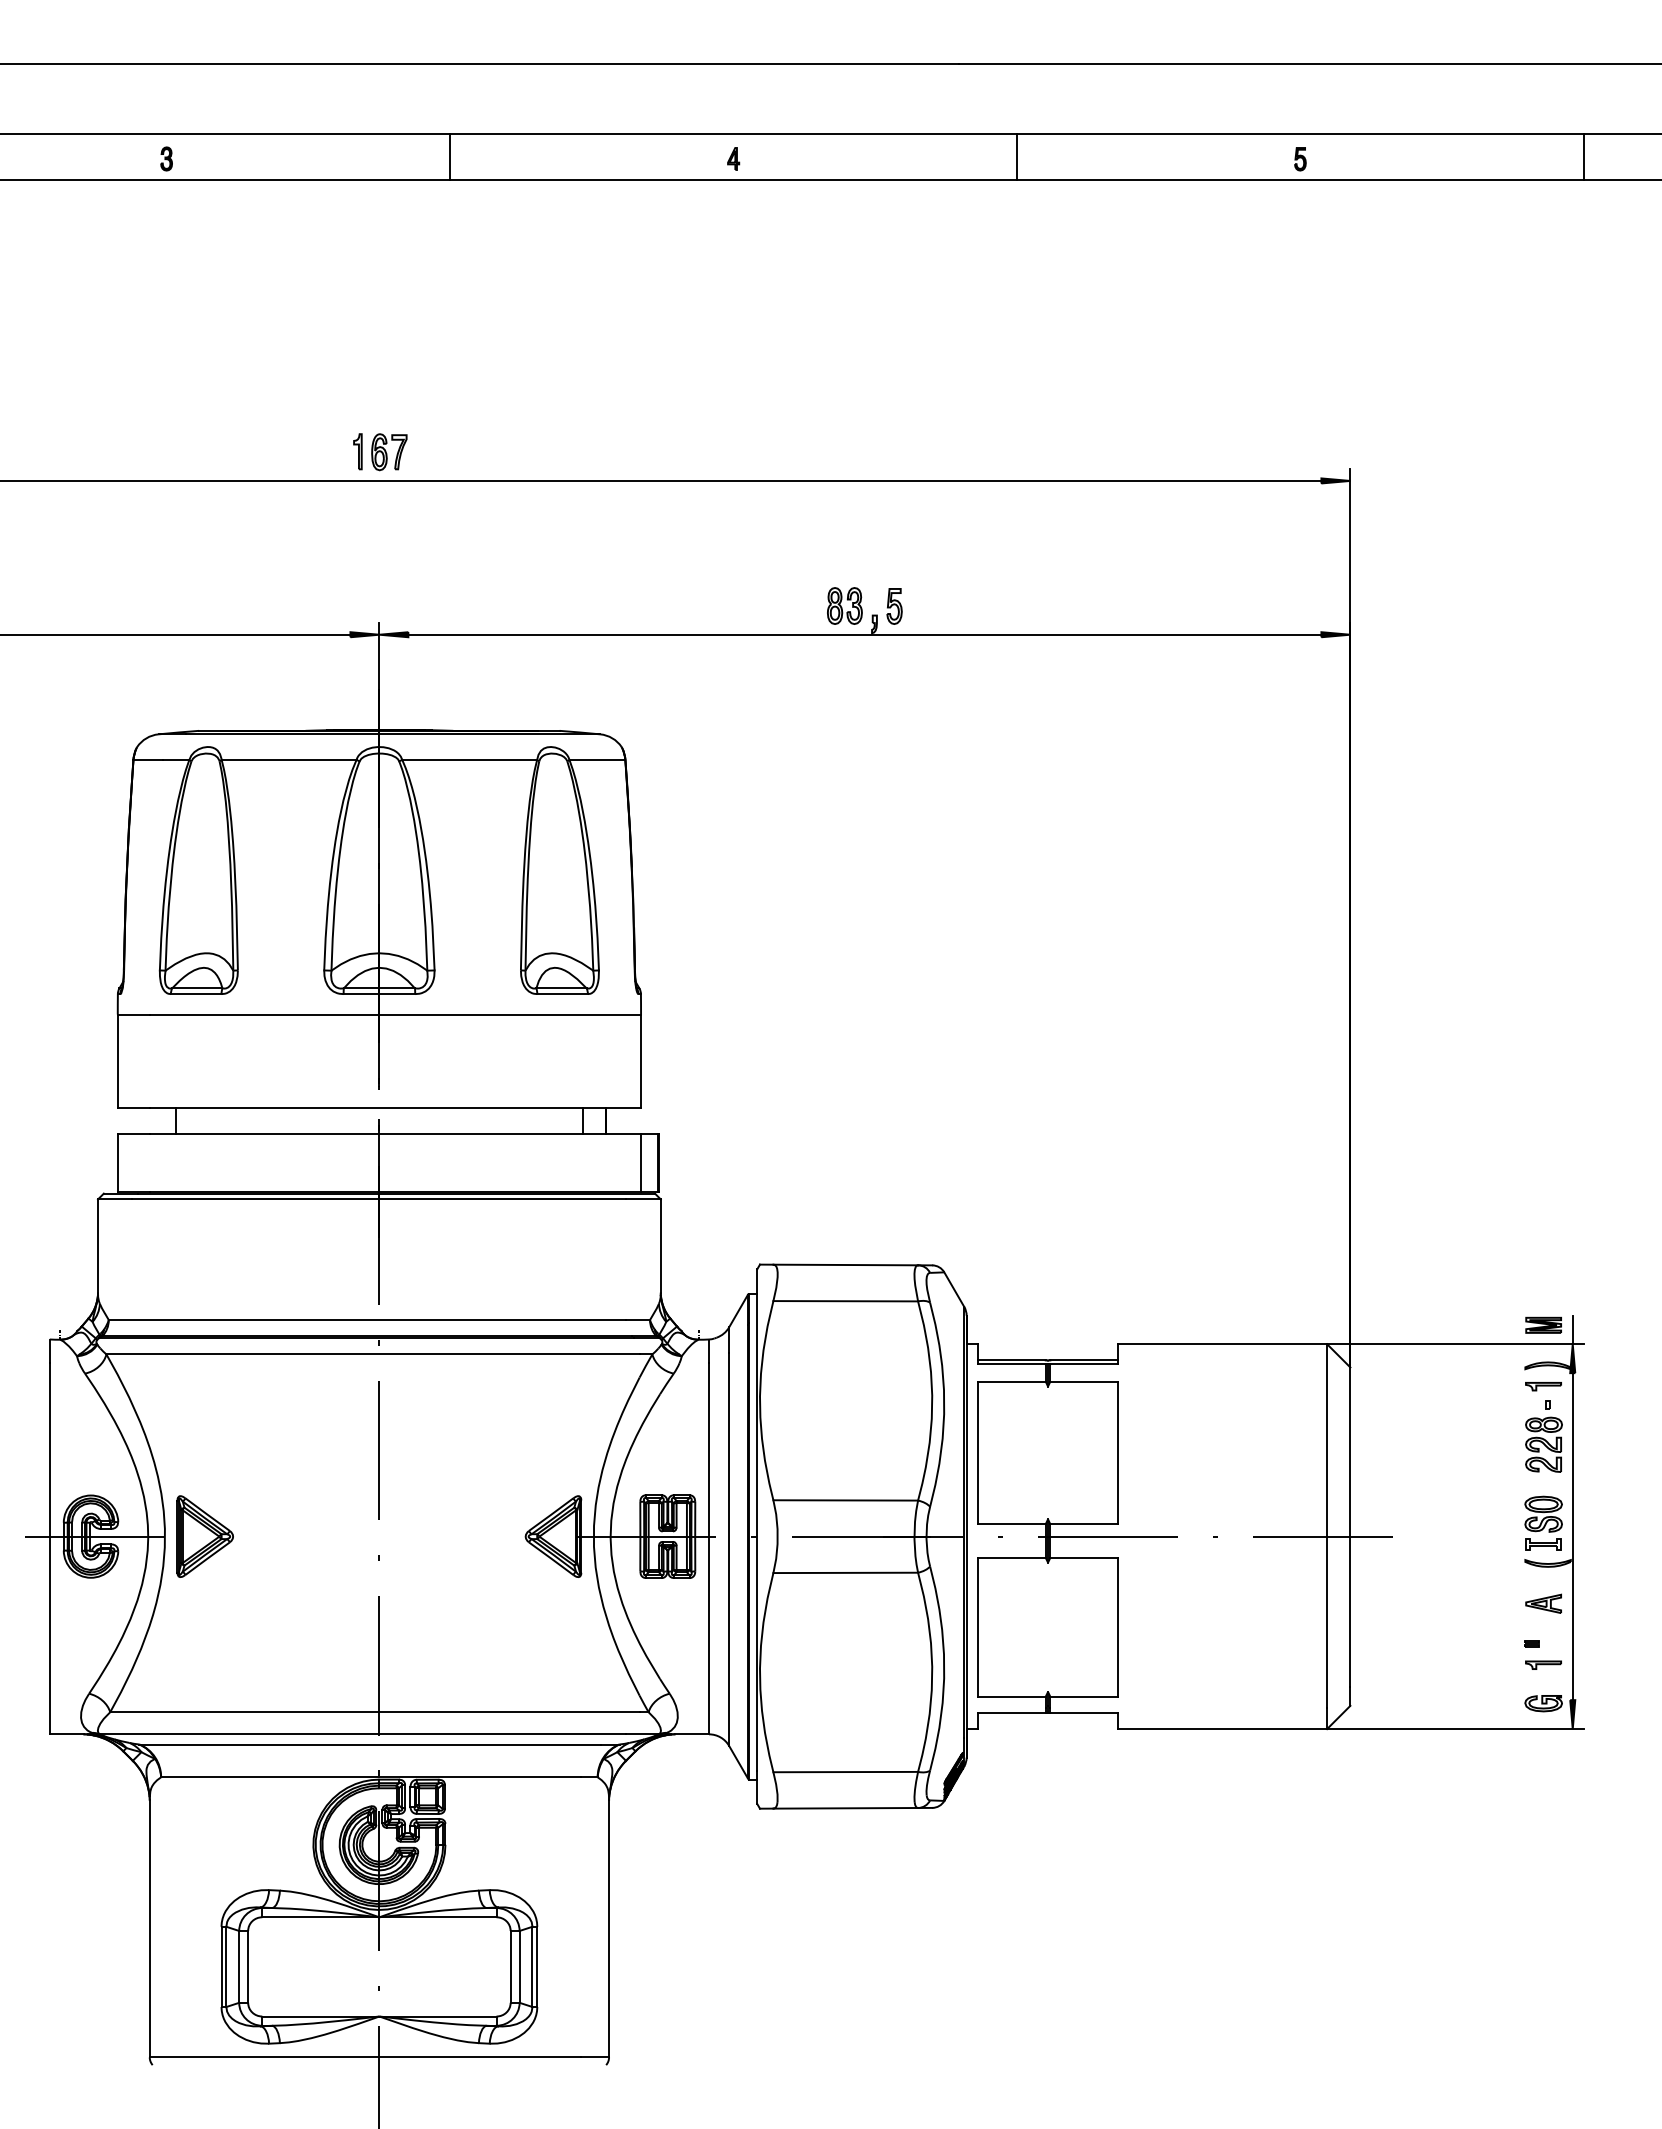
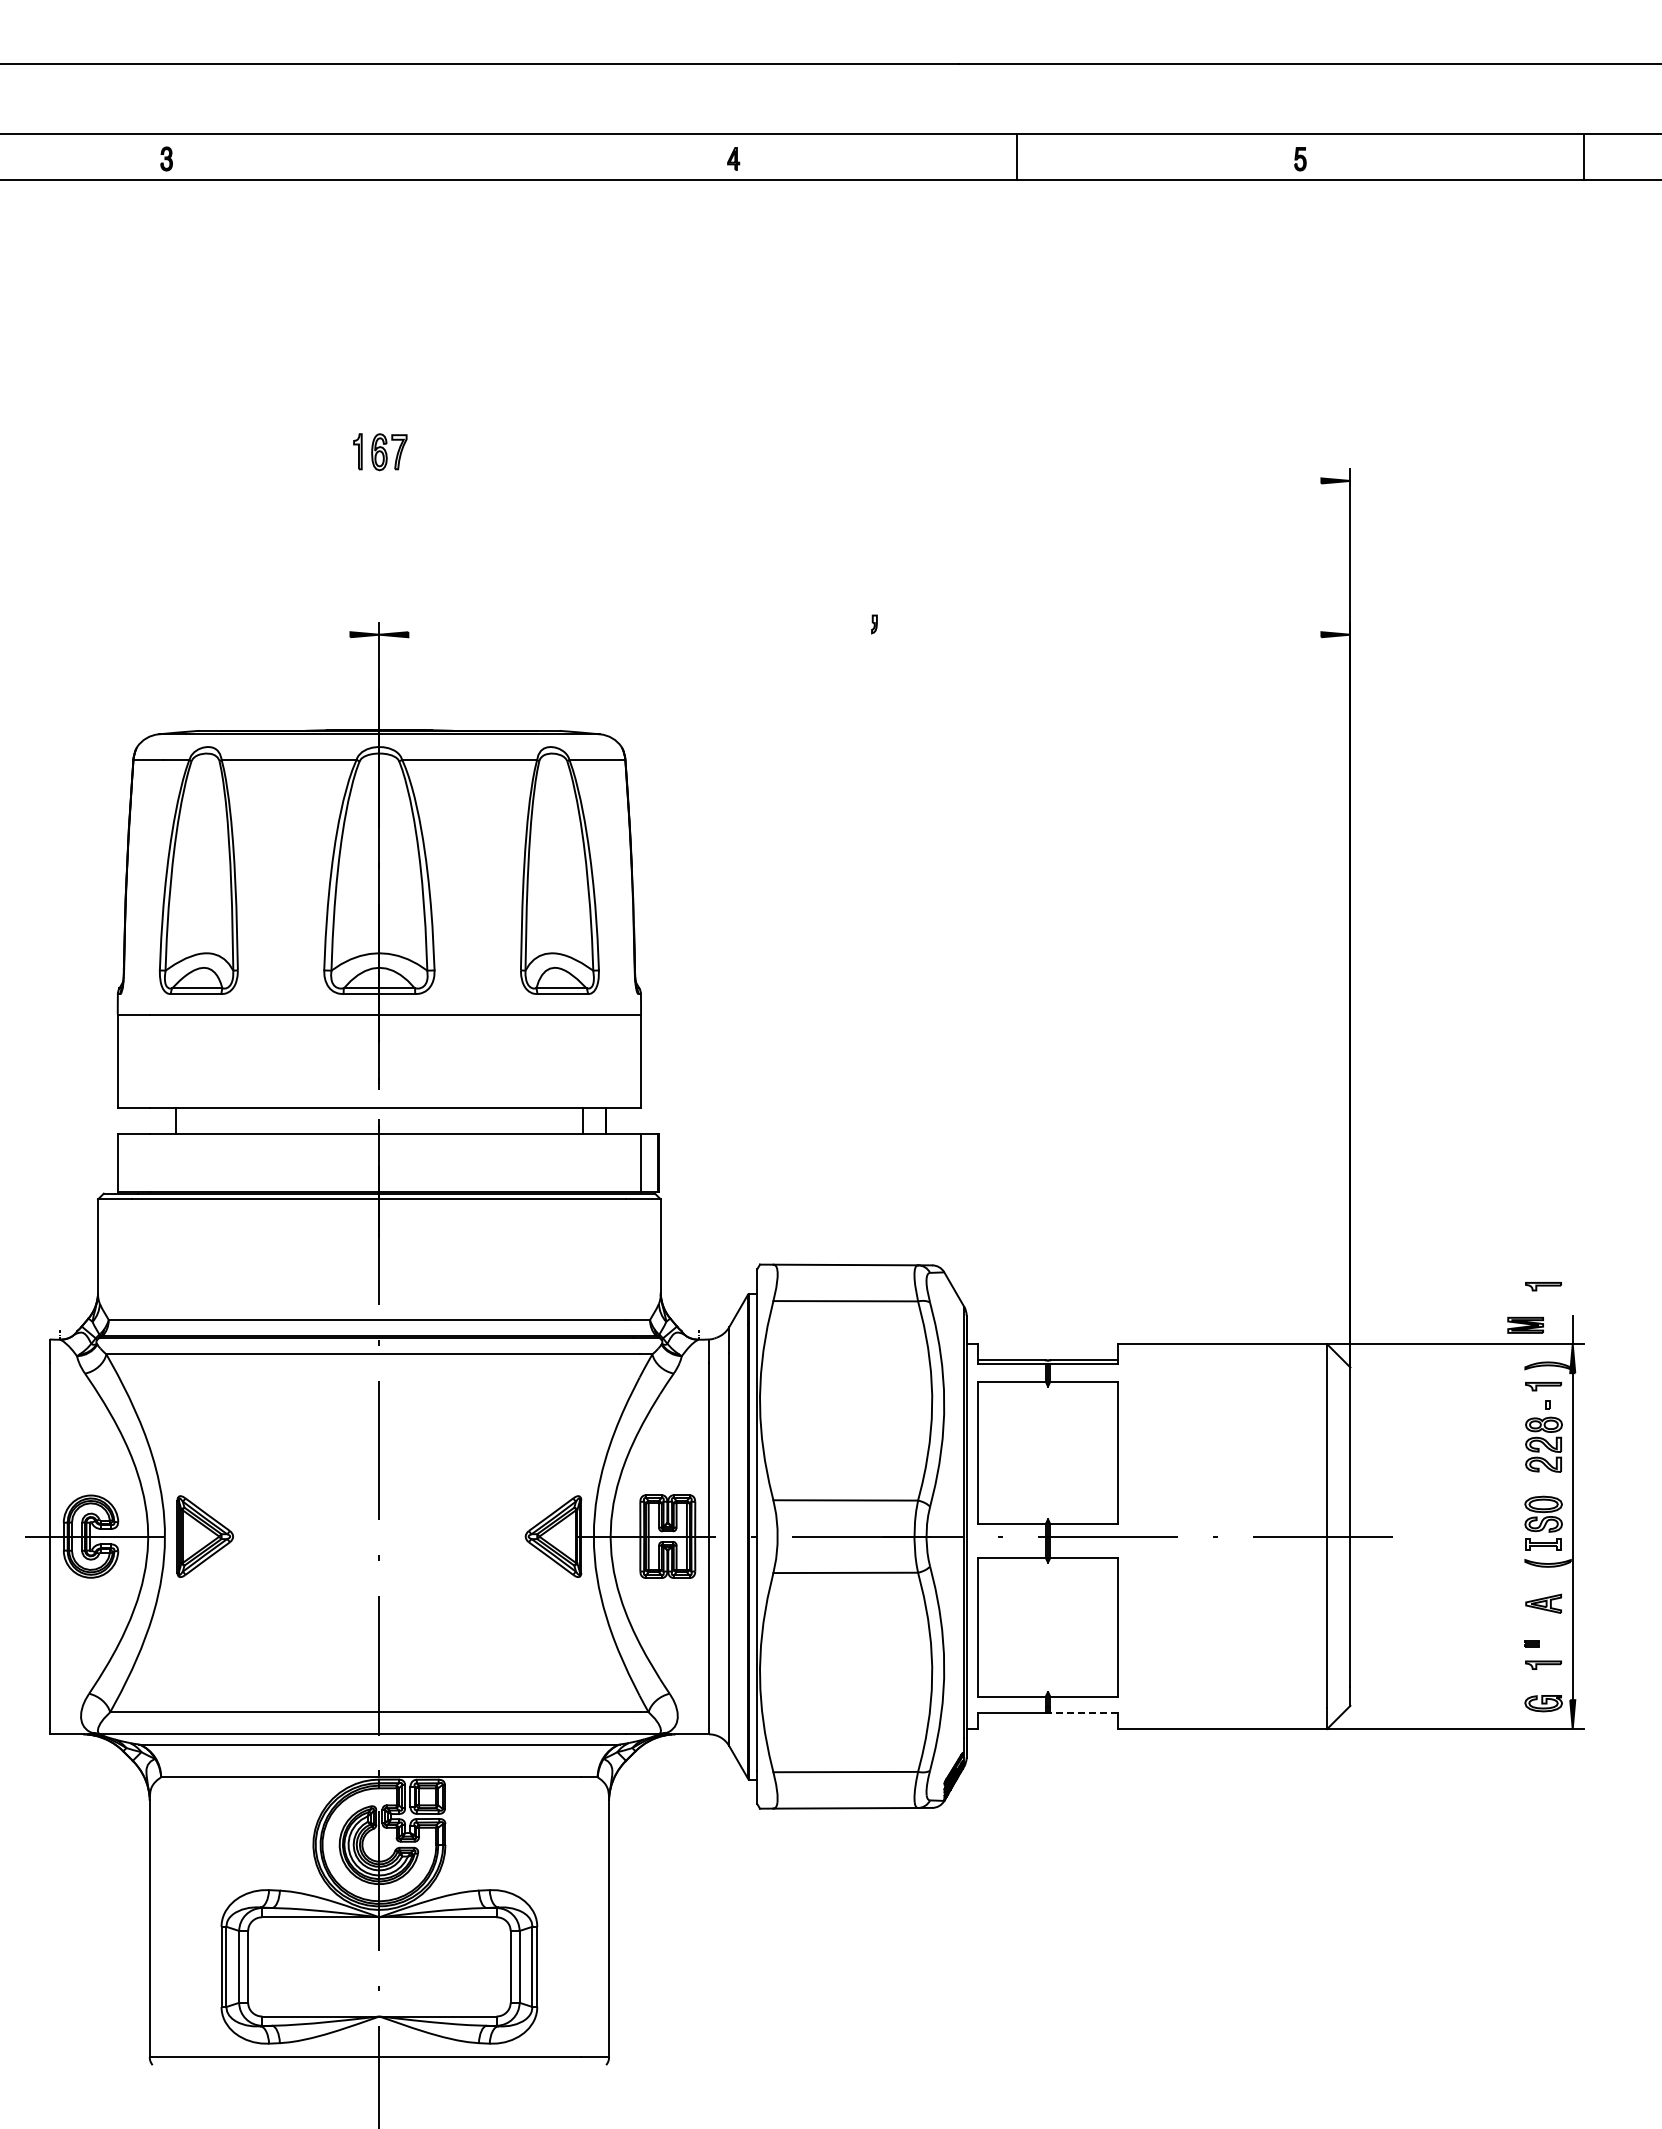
line: present -> none (449, 156)
line: present -> none (661, 480)
part: present -> none (844, 605)
part: present -> none (894, 606)
line: present -> none (176, 634)
line: present -> none (864, 634)
part: none -> present (1543, 1286)
part position: (1543, 1324) -> (1525, 1324) (1525, 1324)
line: solid -> dashed (1084, 1712)
